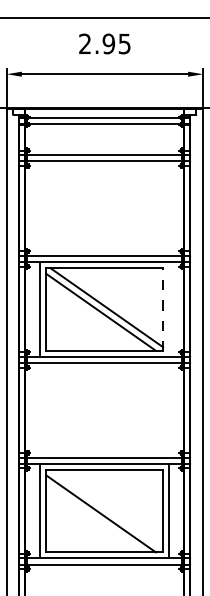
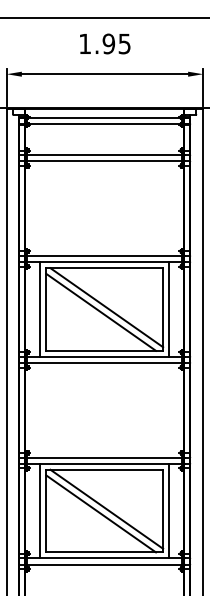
text: 2.95 -> 1.95 (84, 43)
line: dashed -> solid (163, 309)
line: none -> present (169, 309)
line: none -> present (106, 508)
